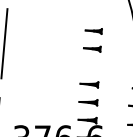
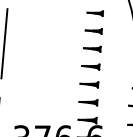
part: none -> present (95, 13)
part: none -> present (90, 66)
